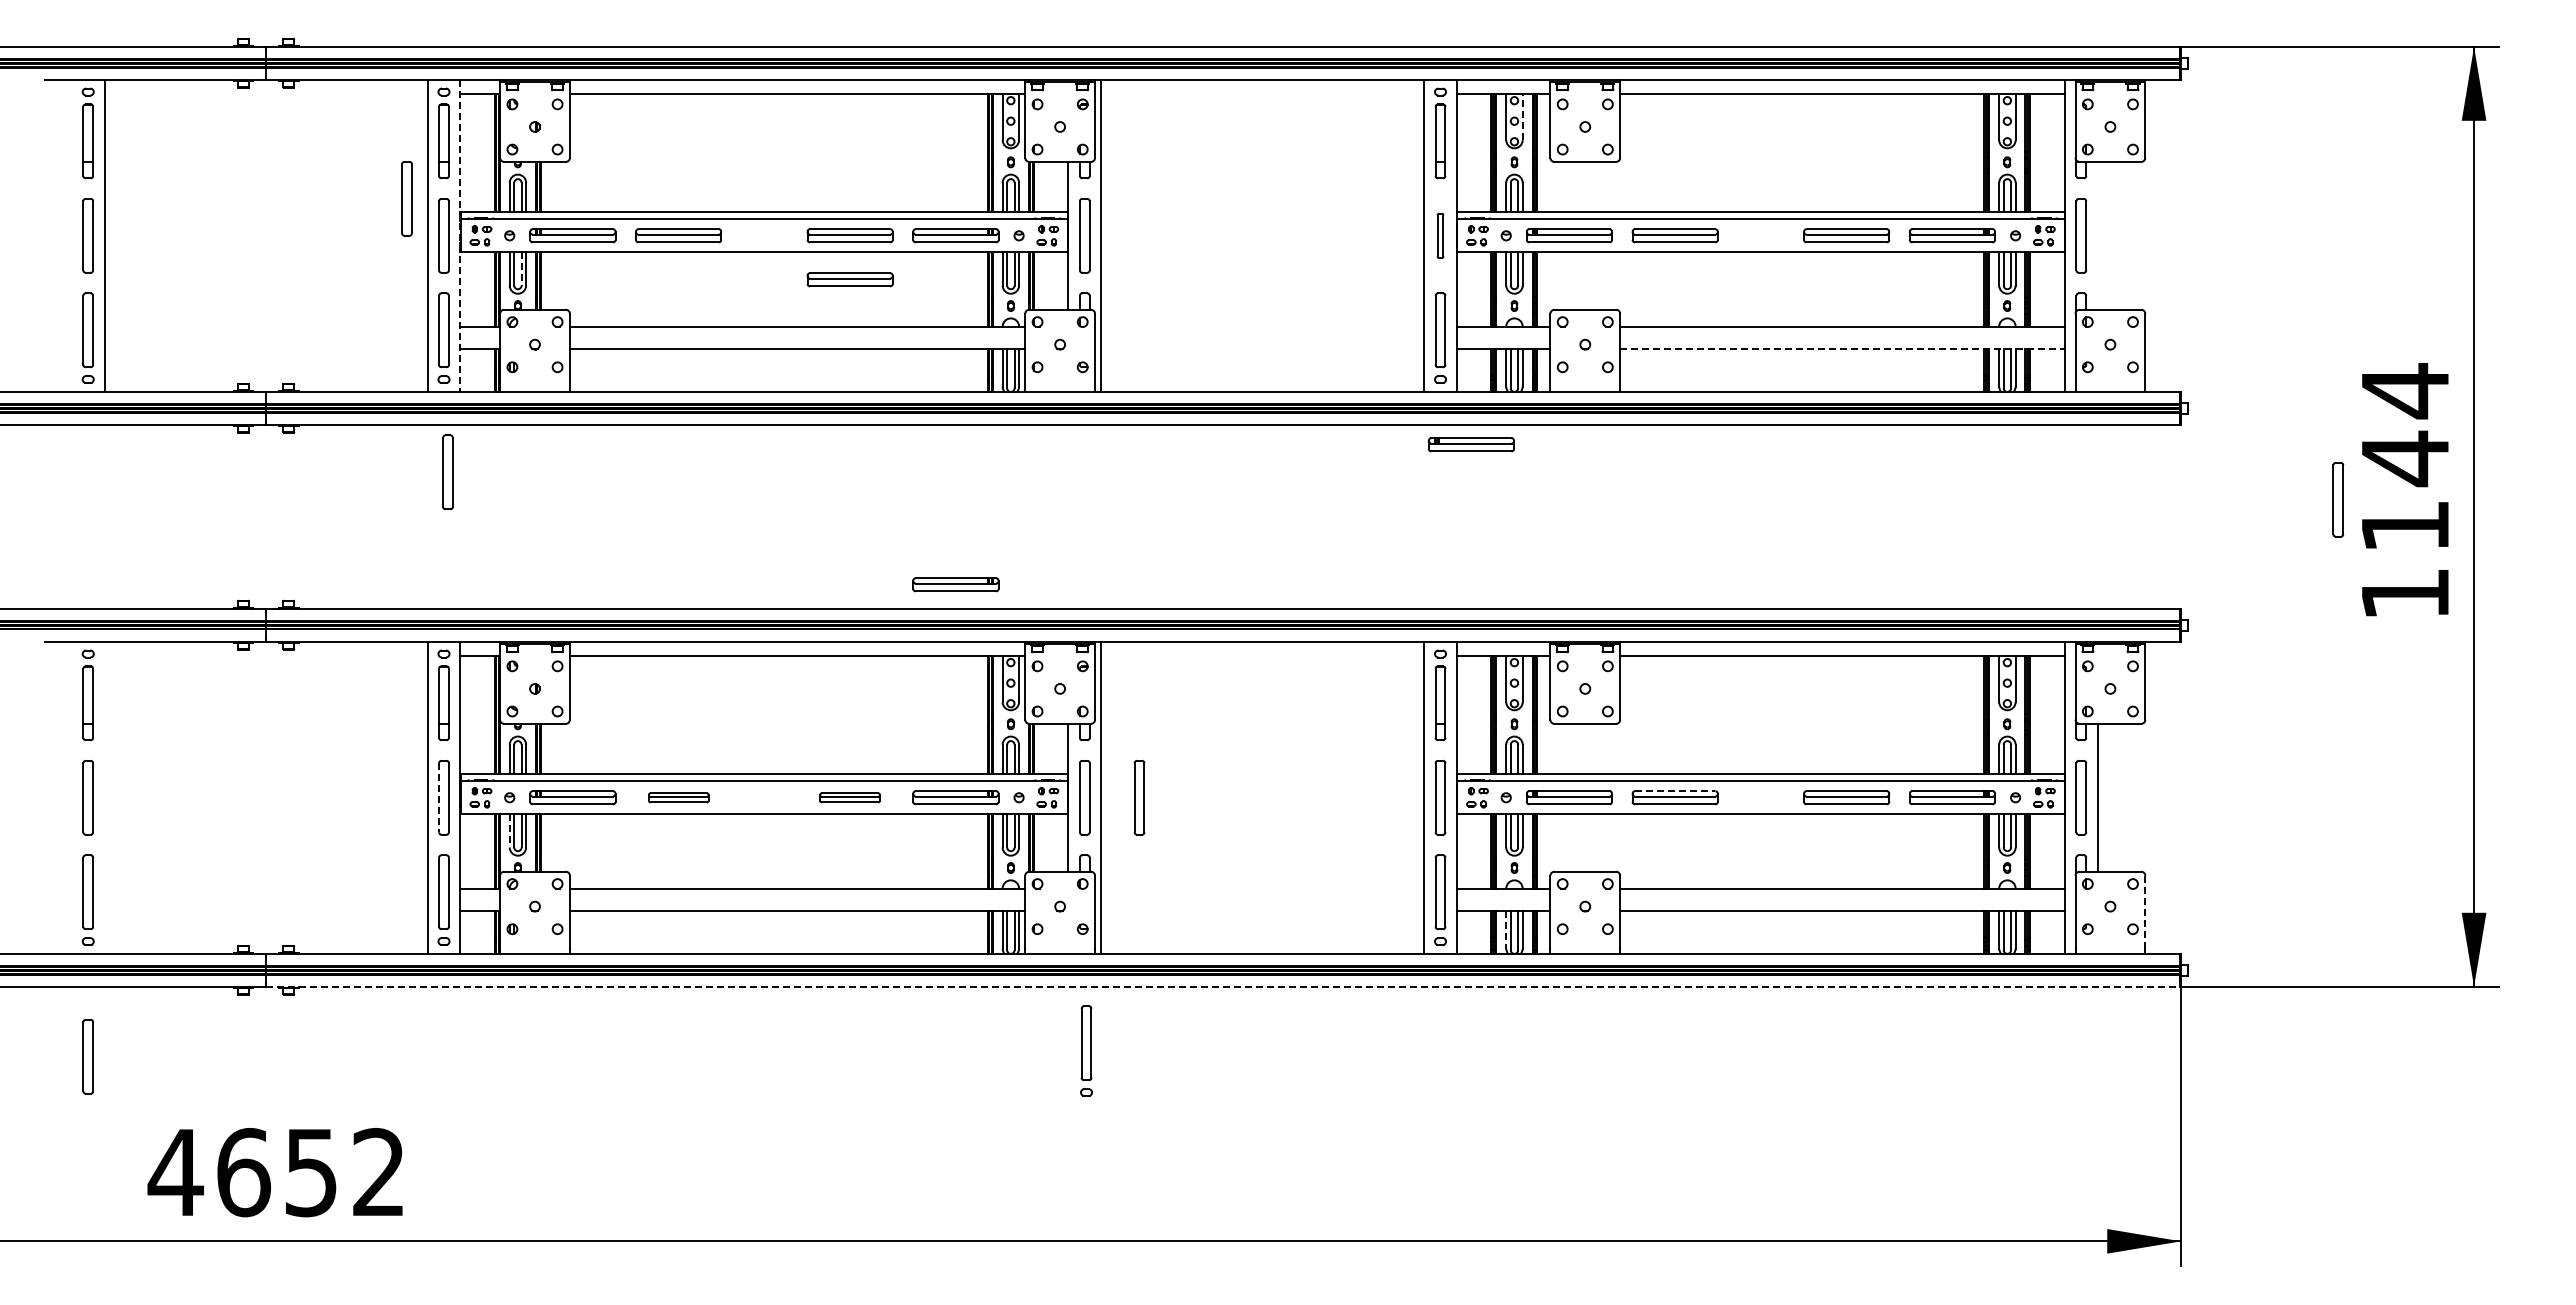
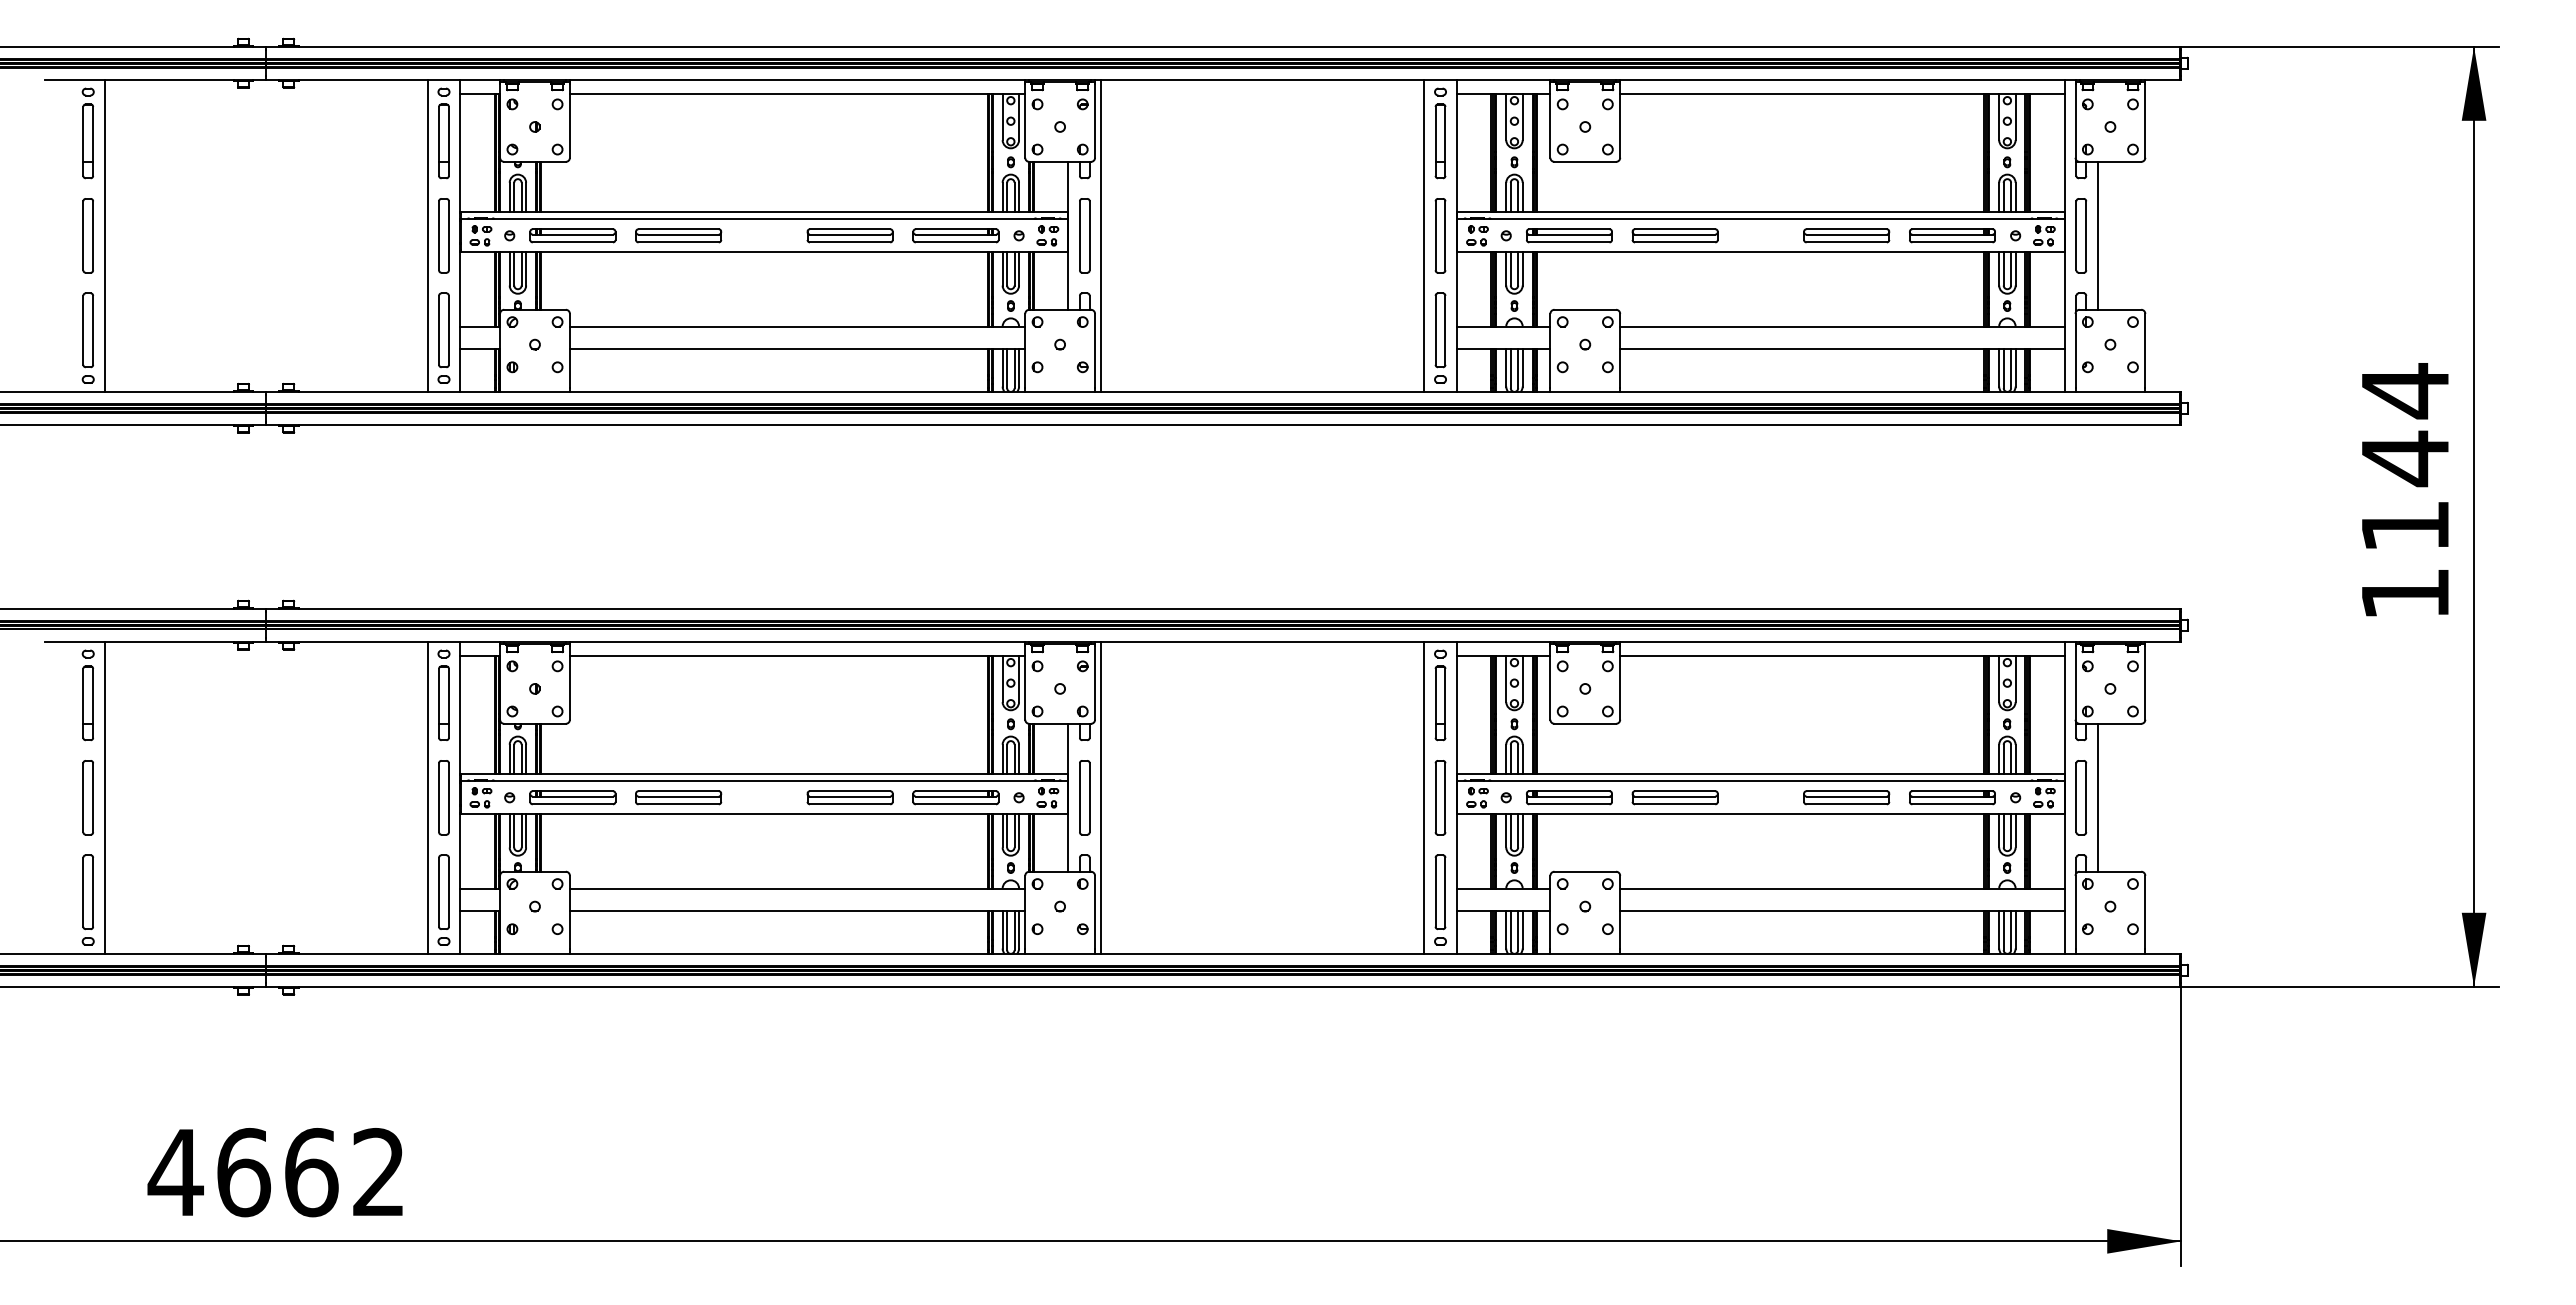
line: dashed -> solid (1522, 116)
part: present -> none (406, 198)
part size: 9x47 px -> 13x76 px (1440, 235)
line: none -> present (2097, 235)
line: dashed -> solid (460, 236)
line: dashed -> solid (521, 268)
part: present -> none (849, 279)
line: dashed -> solid (1843, 348)
part: present -> none (1471, 444)
part: present -> none (447, 471)
part: present -> none (2338, 499)
part: present -> none (955, 584)
line: dashed -> solid (1675, 791)
line: none -> present (104, 797)
line: dashed -> solid (439, 797)
part size: 62x12 px -> 88x16 px (678, 797)
part size: 62x12 px -> 88x16 px (849, 797)
part: present -> none (1139, 797)
line: dashed -> solid (509, 830)
line: dashed -> solid (2145, 912)
line: dashed -> solid (1506, 929)
line: dashed -> solid (1223, 986)
part: present -> none (1086, 1050)
part: present -> none (87, 1056)
text: 4652 -> 4662 (311, 1172)
